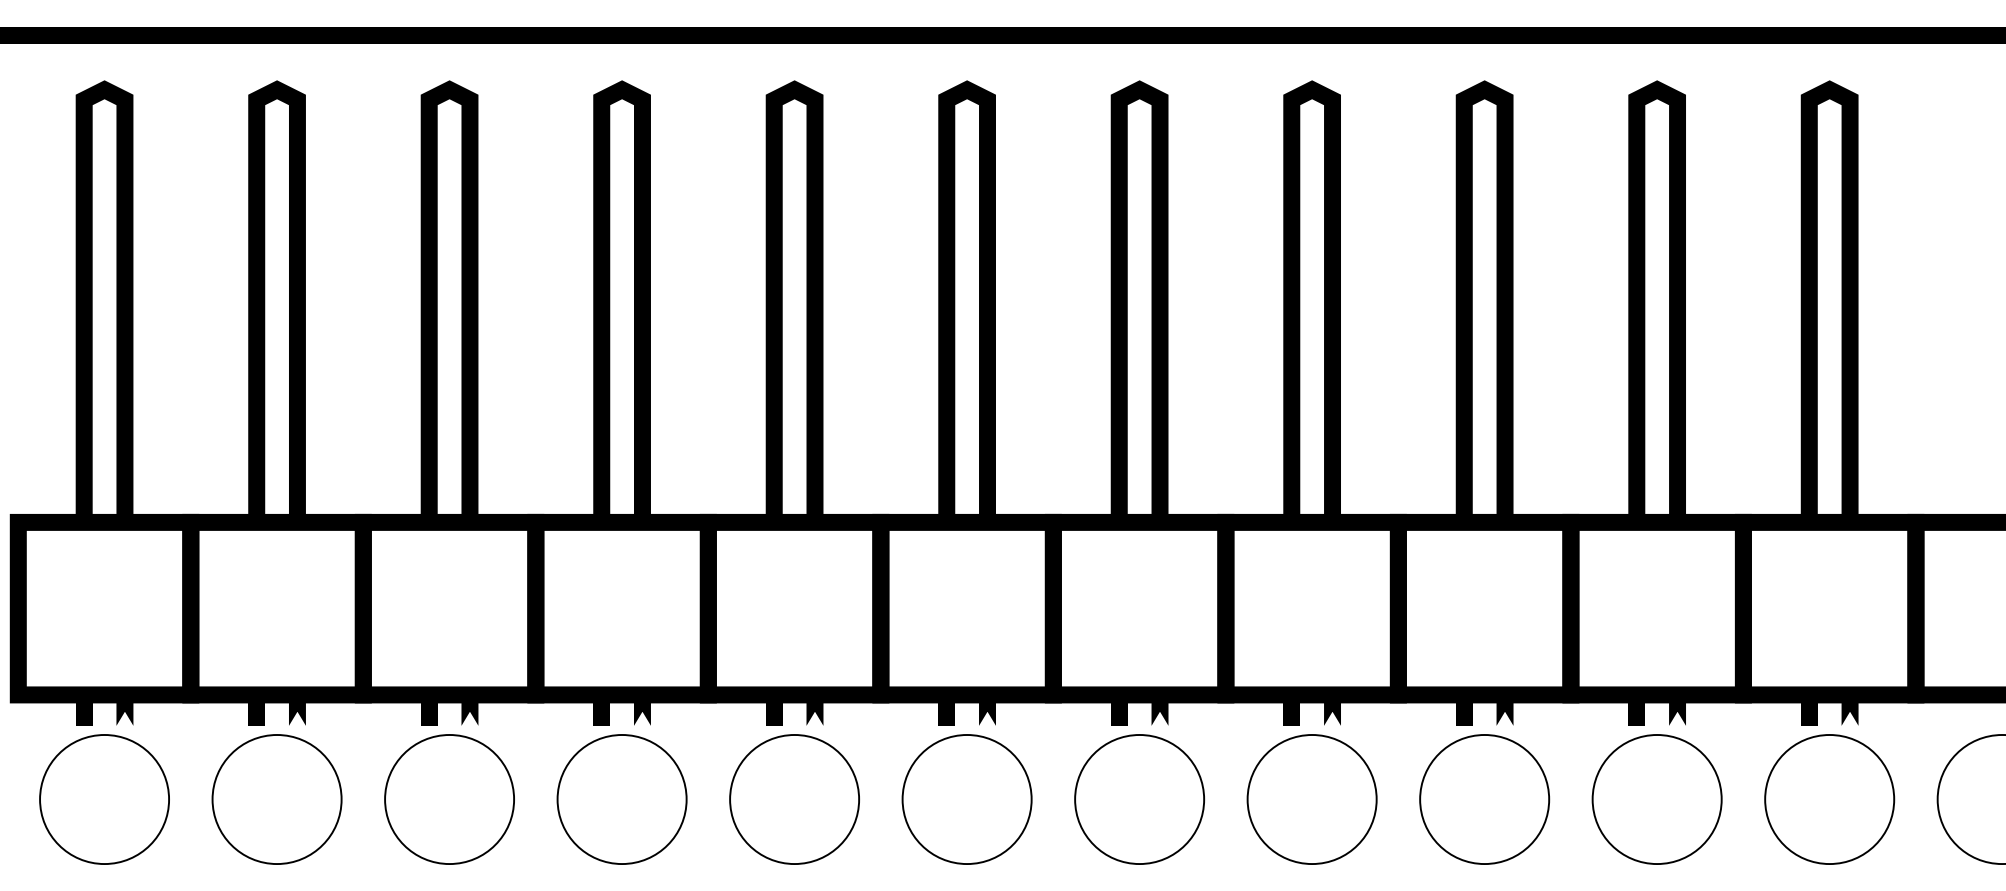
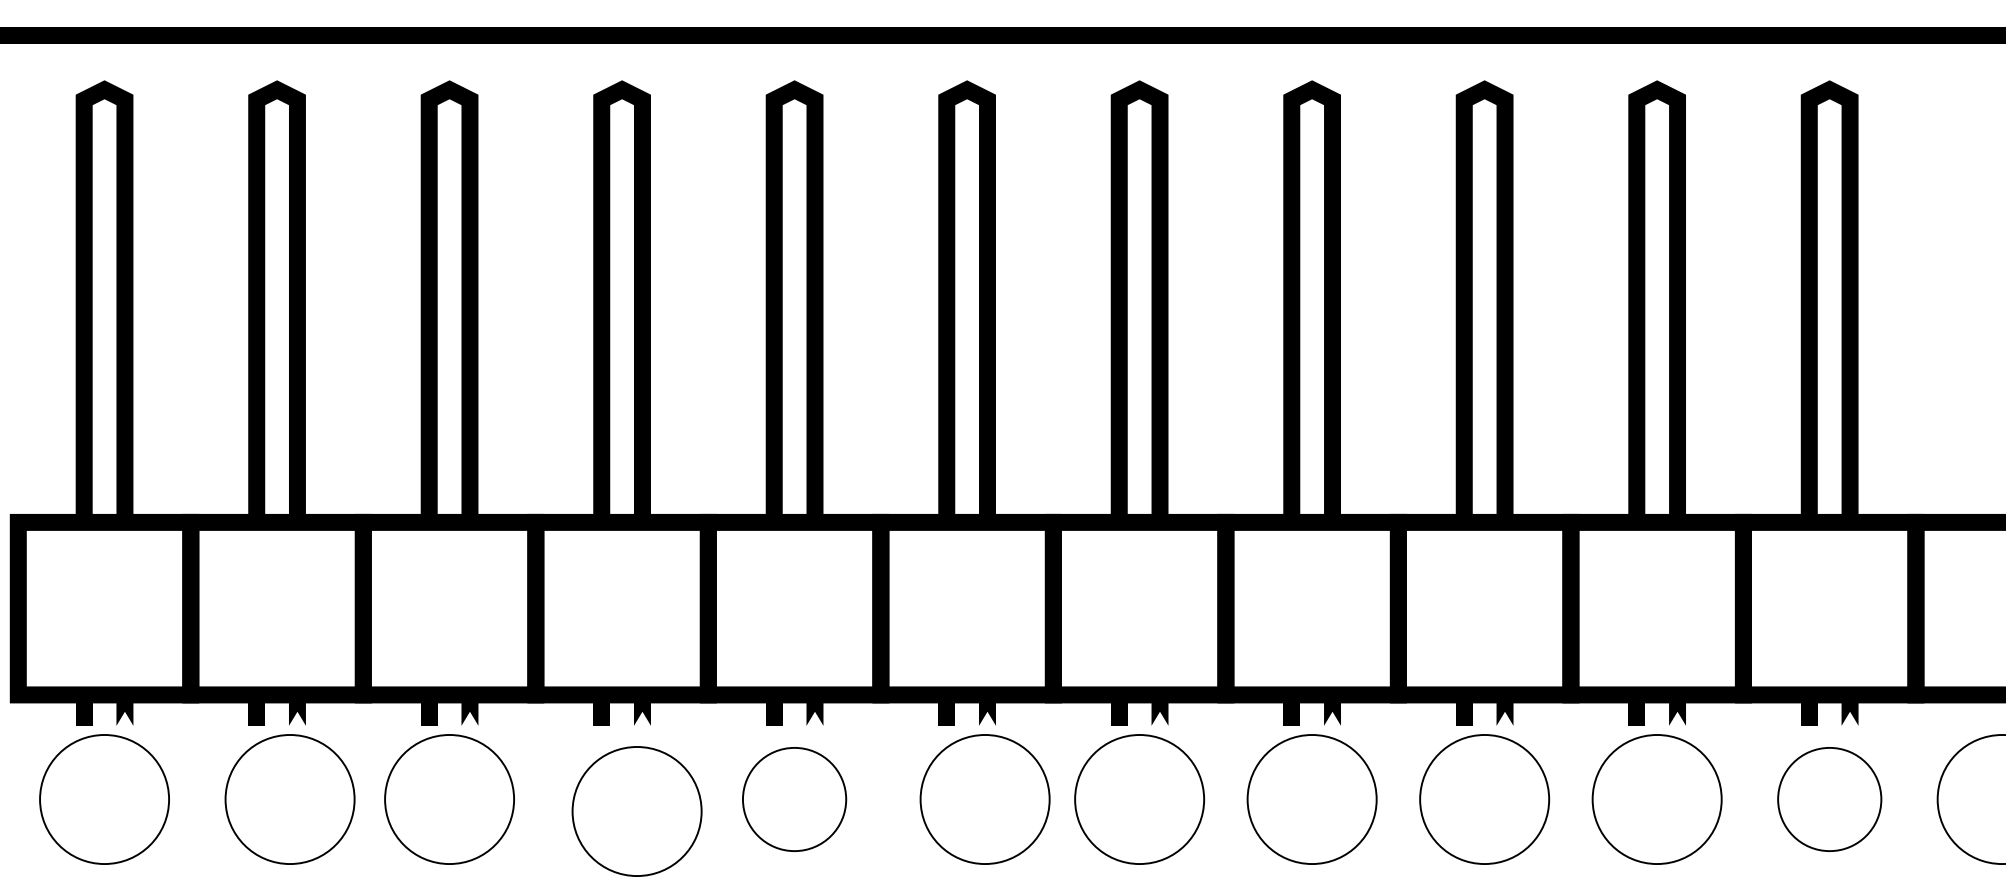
part position: (276, 799) -> (289, 799) (289, 799)
part position: (621, 799) -> (636, 811) (636, 811)
part size: 131x131 px -> 106x105 px (794, 799)
part position: (966, 799) -> (984, 799) (984, 799)
part size: 132x131 px -> 106x105 px (1829, 799)
